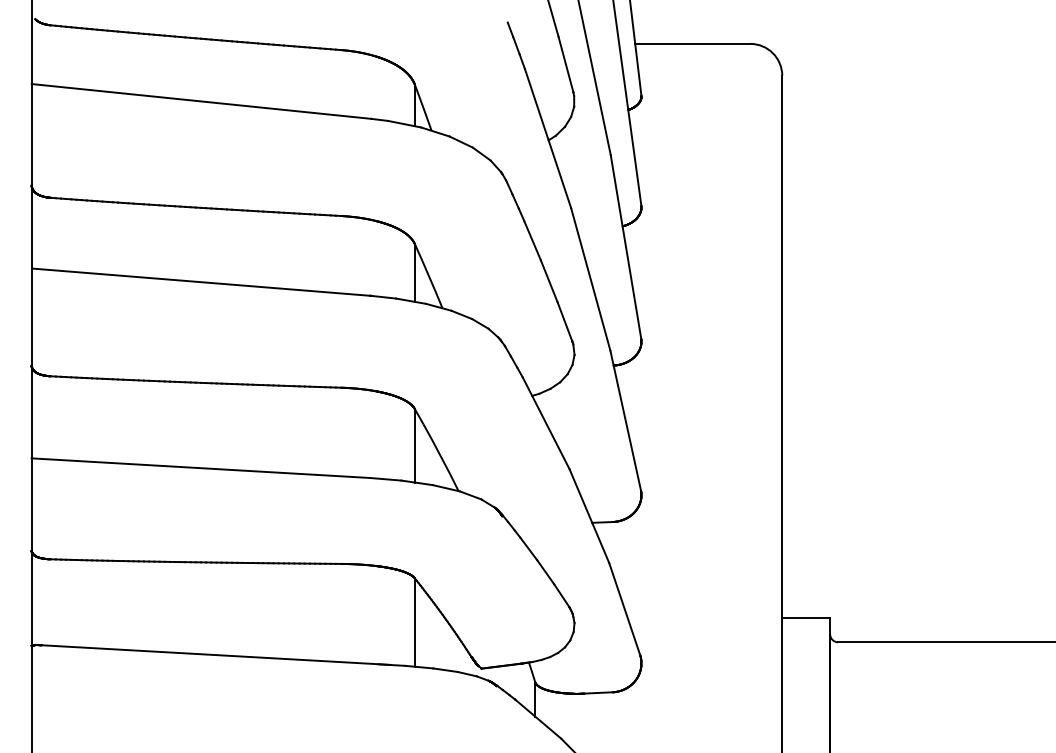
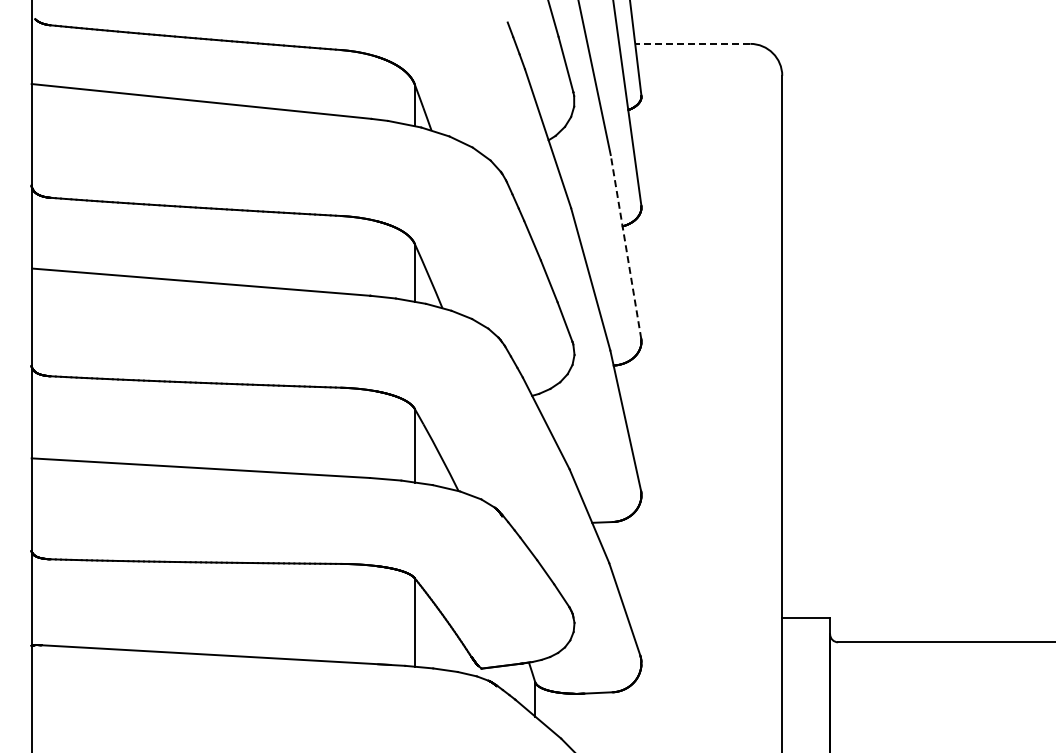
line: solid -> dashed (692, 43)
line: solid -> dashed (625, 246)
